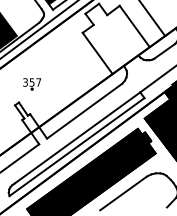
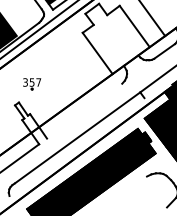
line: present -> none (84, 110)
line: present -> none (76, 147)
line: present -> none (123, 193)
